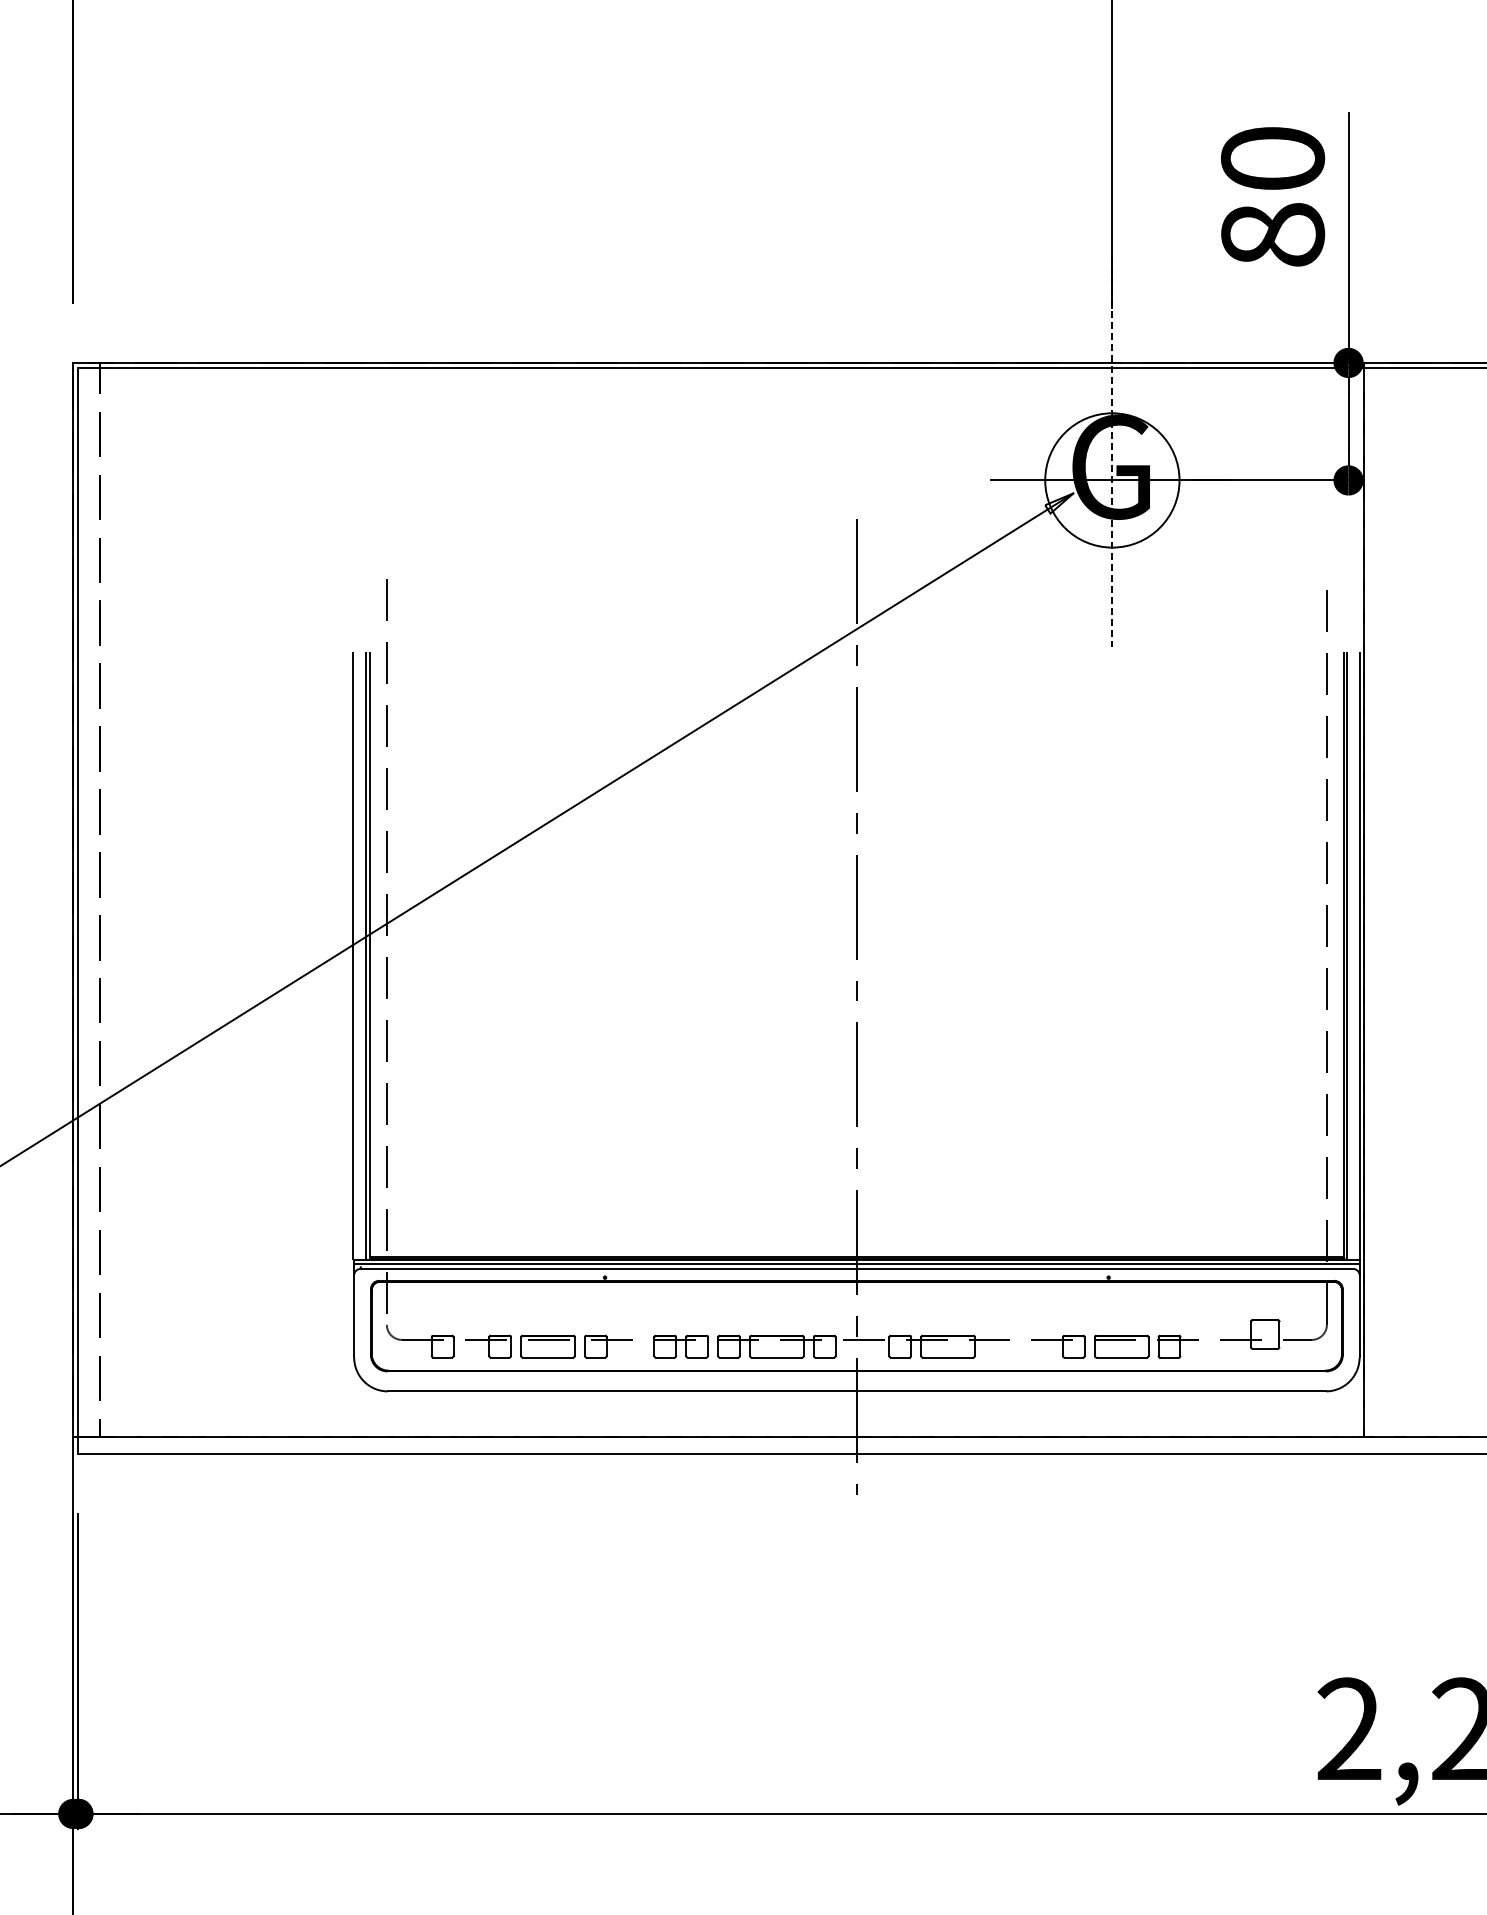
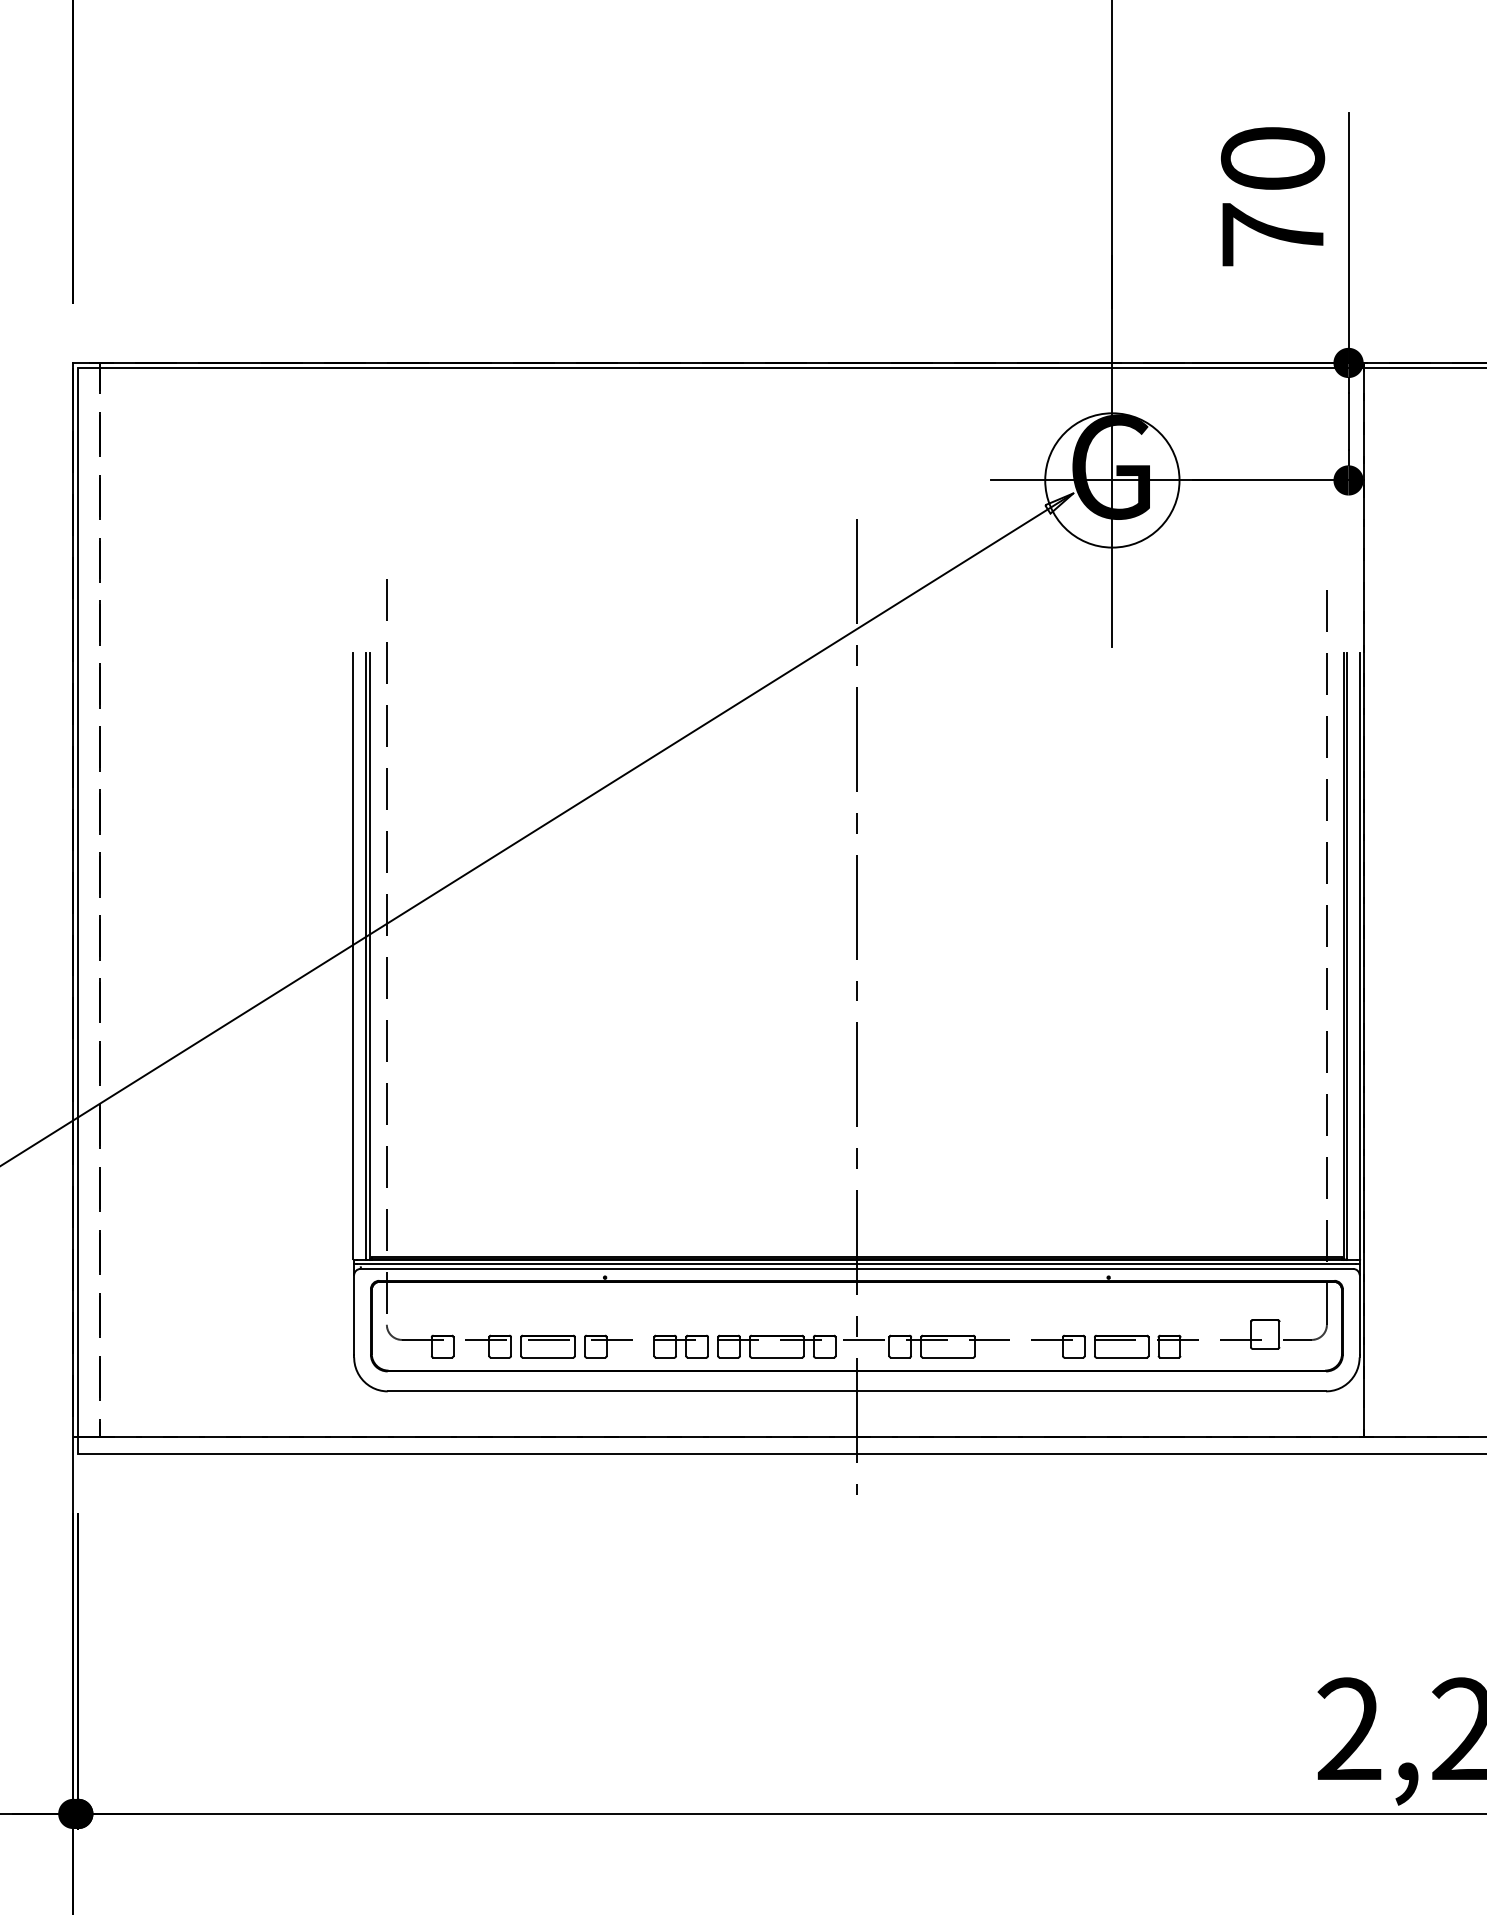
text: 80 -> 70 (1273, 234)
line: dashed -> solid (1112, 451)
